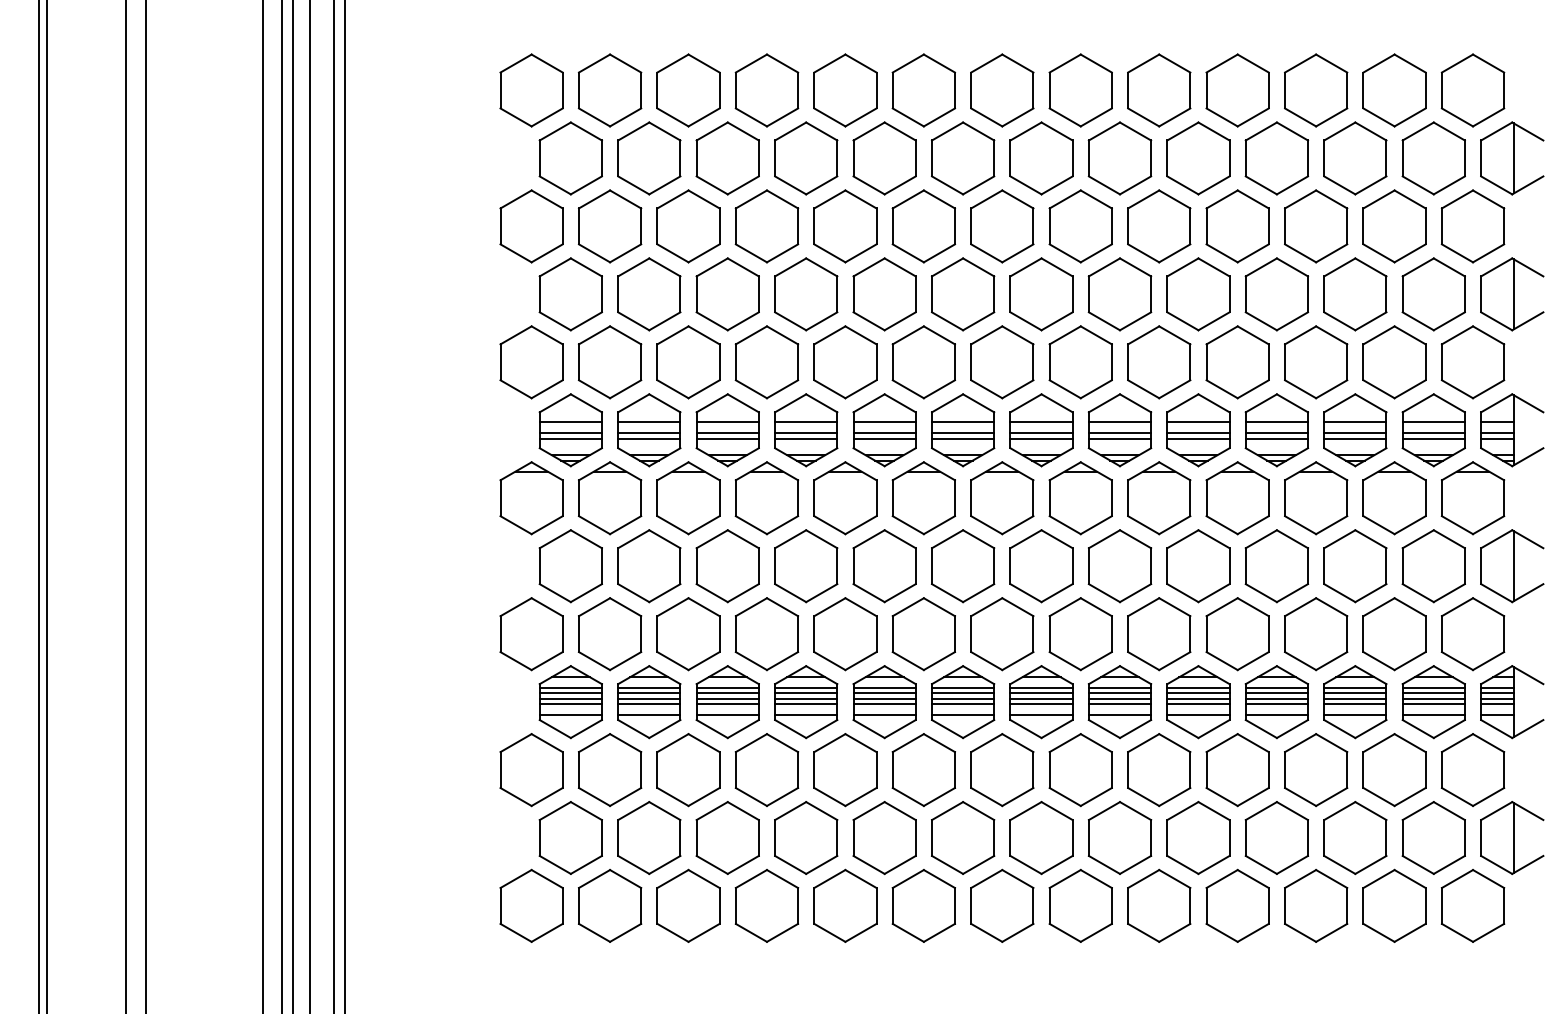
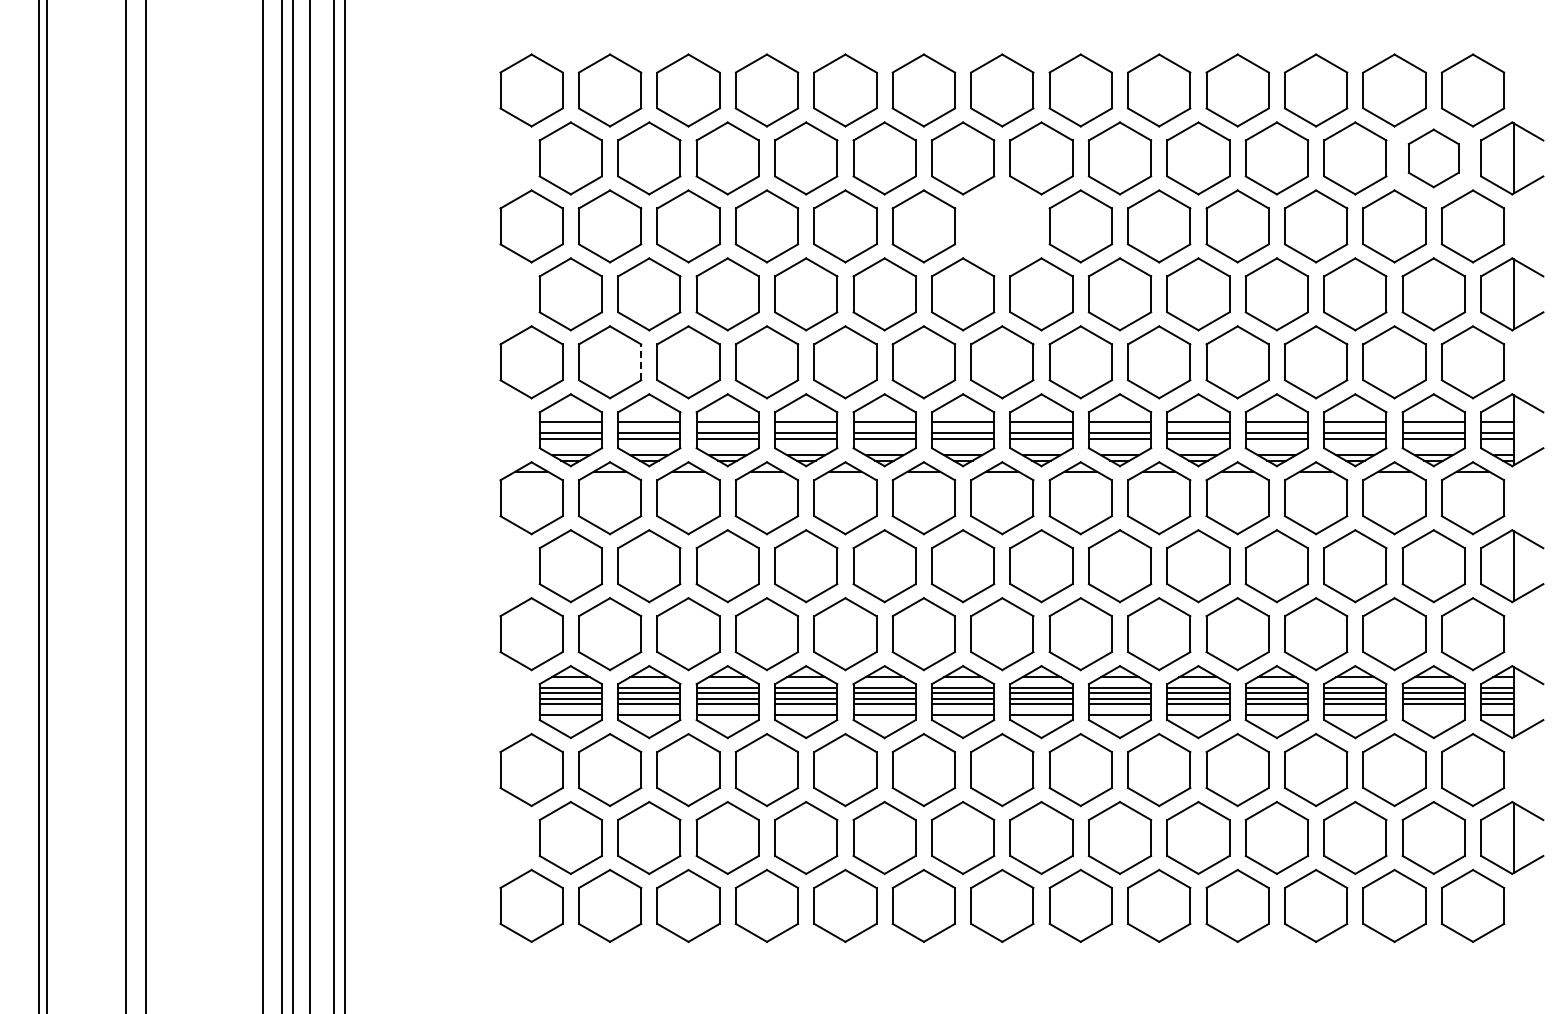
part size: 65x75 px -> 53x61 px (1433, 158)
part: present -> none (1002, 226)
line: solid -> dashed (641, 362)
line: present -> none (1433, 715)
